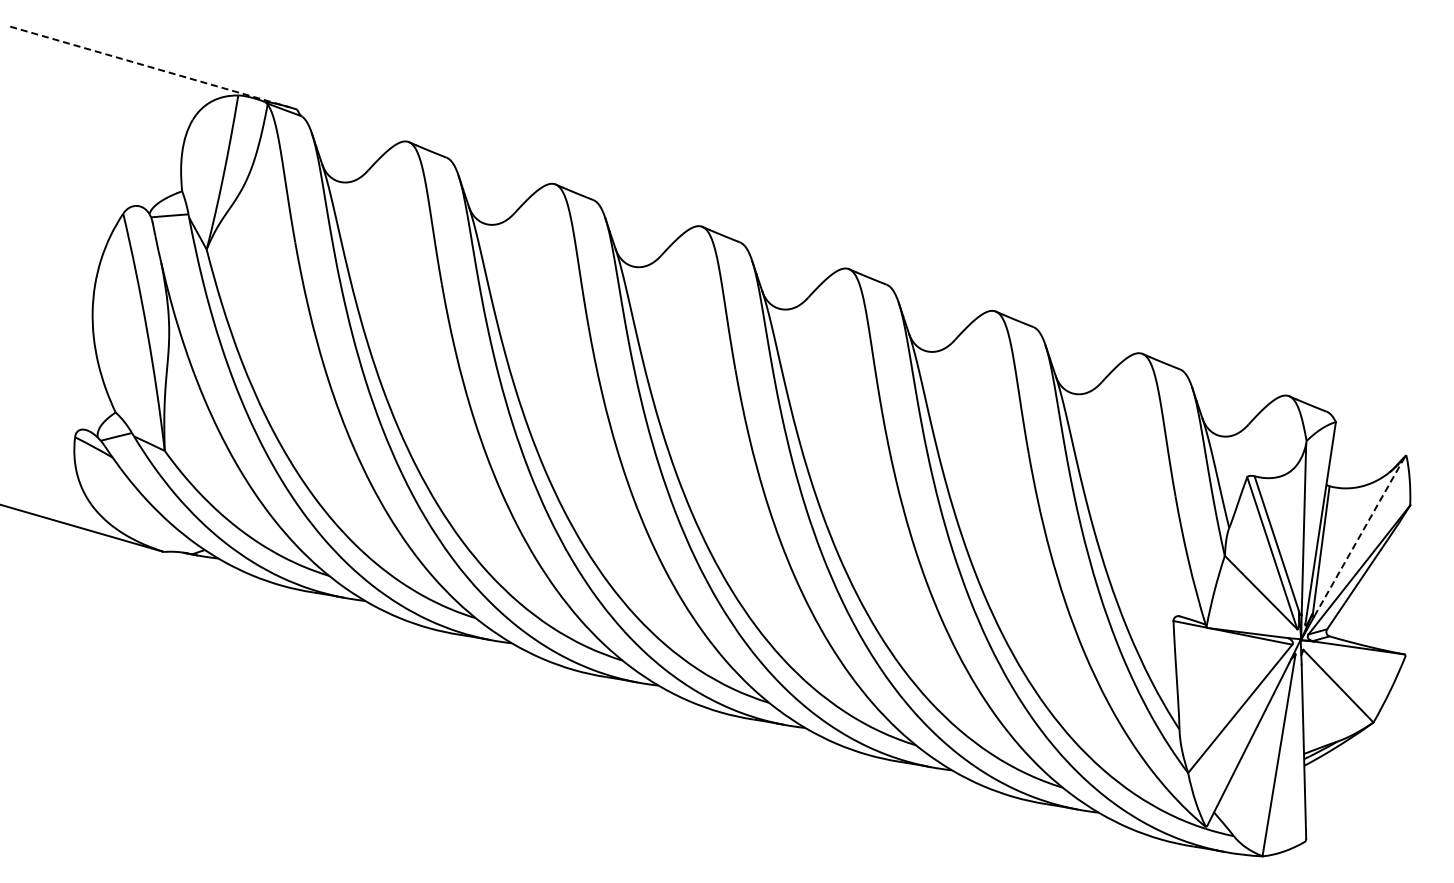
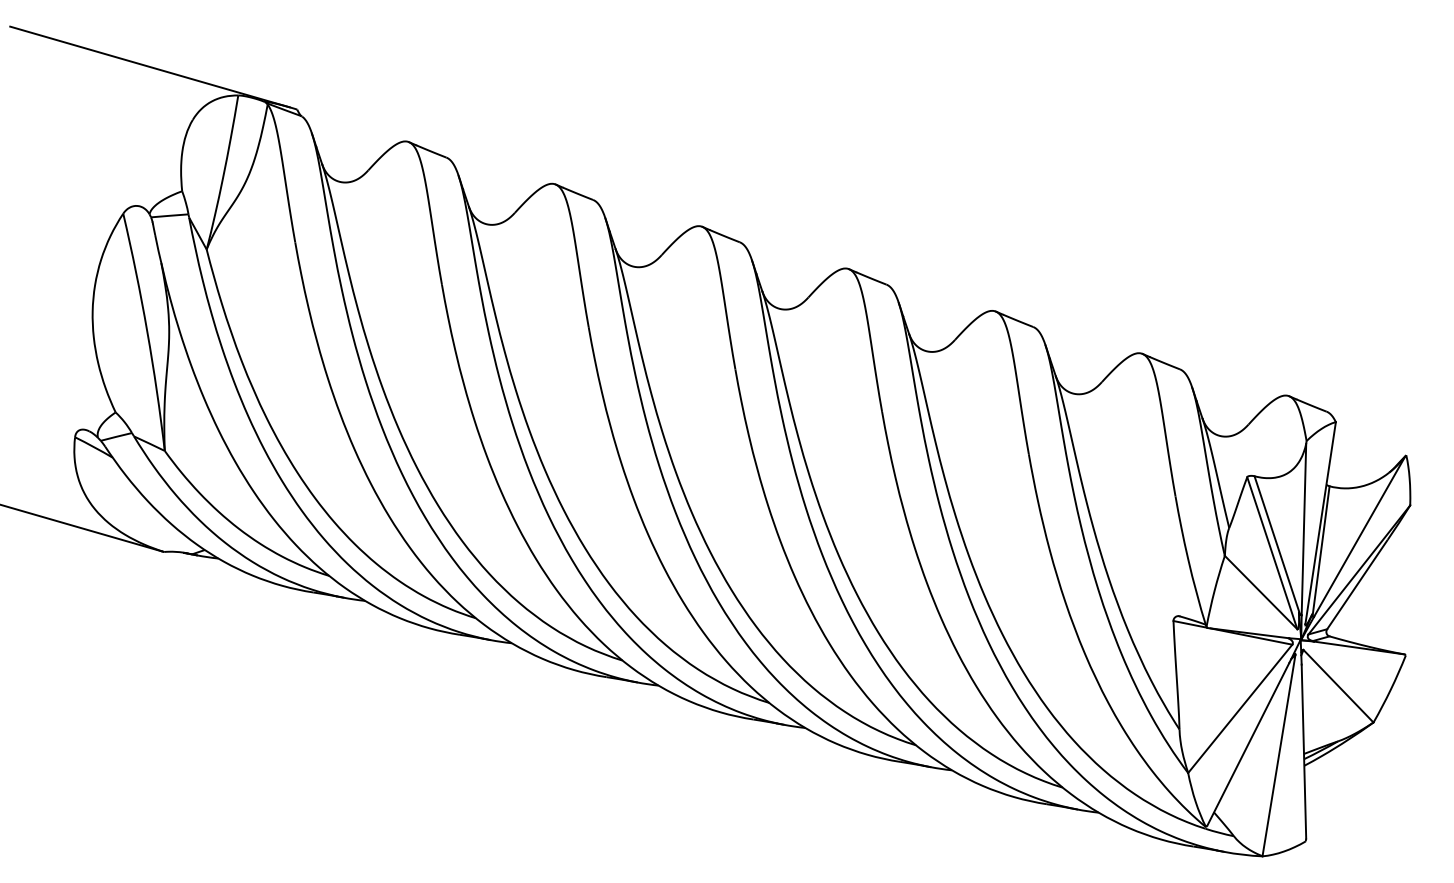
line: dashed -> solid (150, 67)
line: dashed -> solid (1359, 536)
